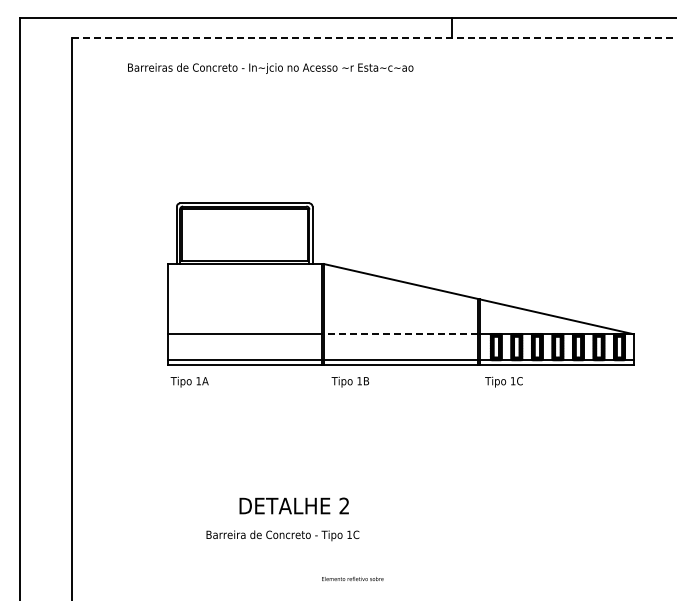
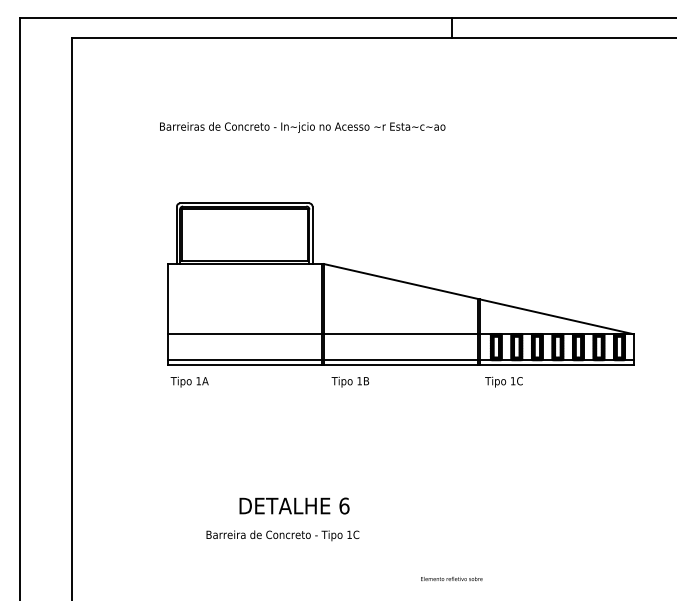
line: dashed -> solid (374, 38)
text position: (270, 68) -> (302, 127) (302, 127)
line: dashed -> solid (400, 334)
text: 2 -> 6 (344, 505)
text position: (352, 579) -> (451, 579) (451, 579)
